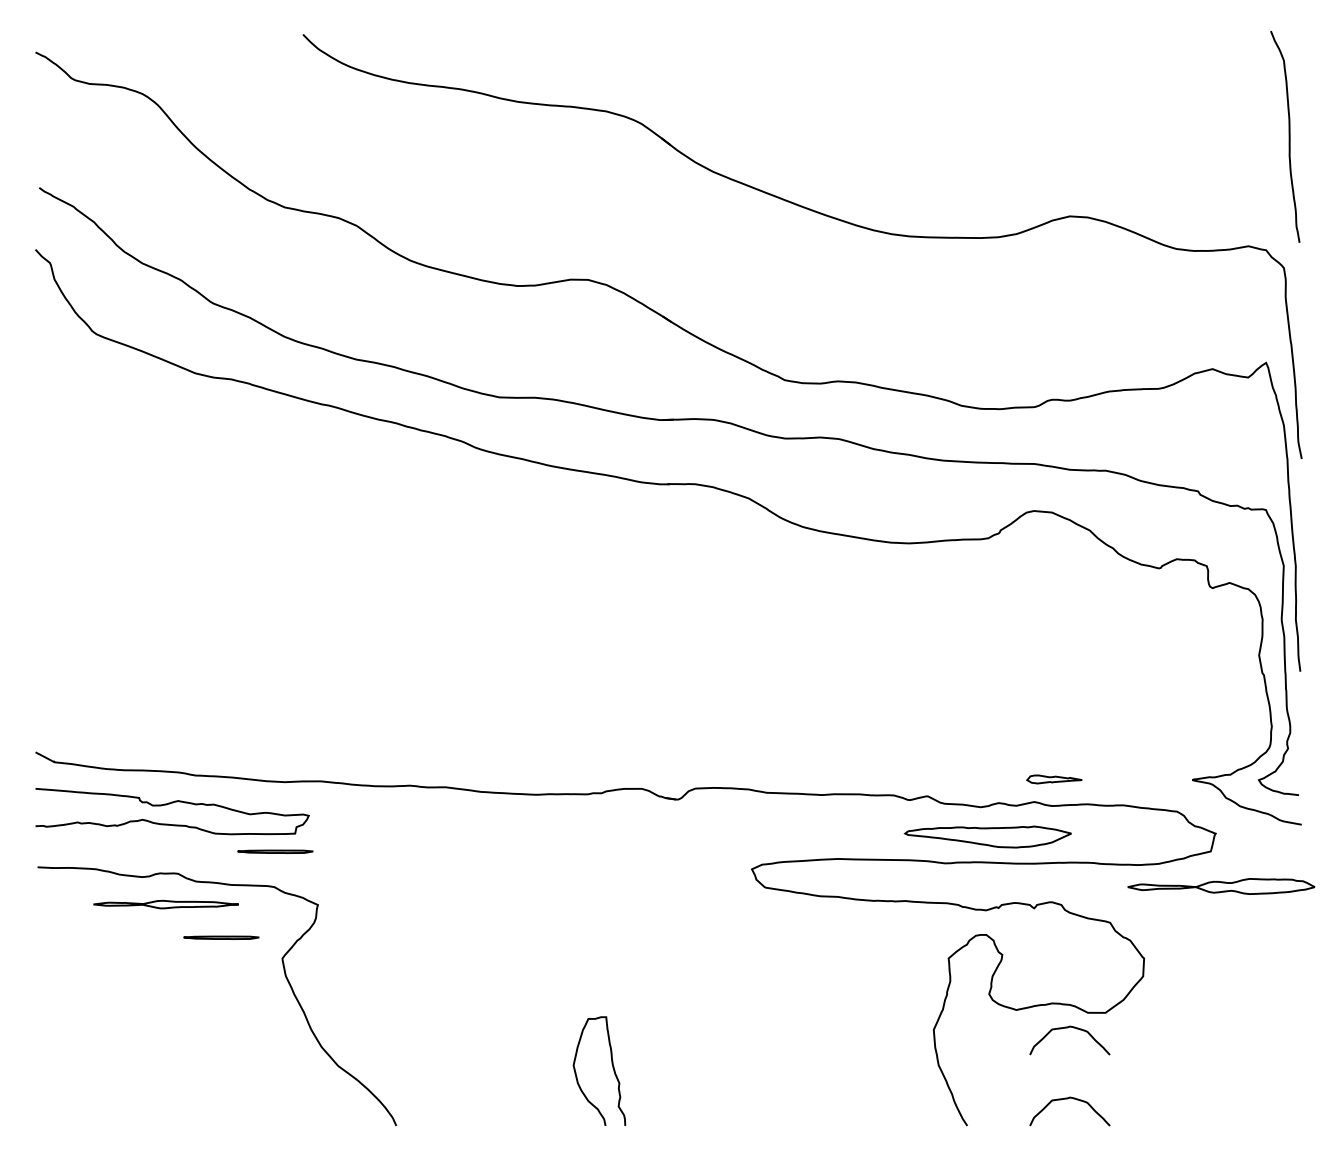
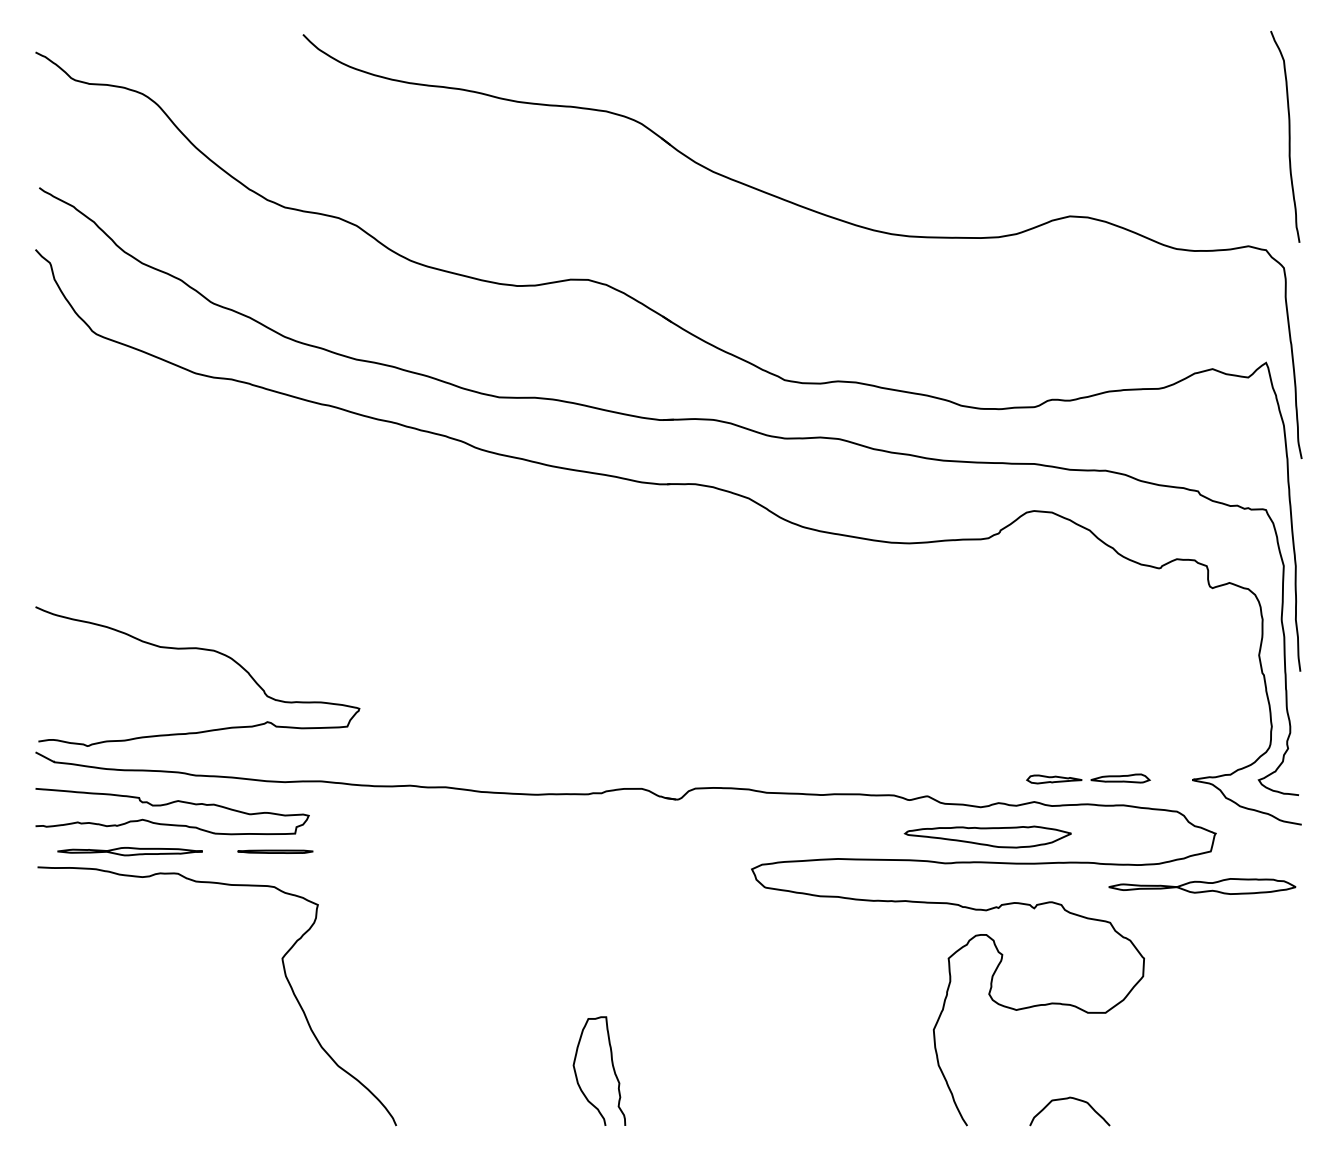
curve: none -> present (203, 650)
part: none -> present (1120, 778)
part position: (1221, 886) -> (1202, 886) (1202, 886)
part position: (165, 904) -> (129, 851) (129, 851)
line: present -> none (221, 937)
curve: present -> none (1067, 1028)
